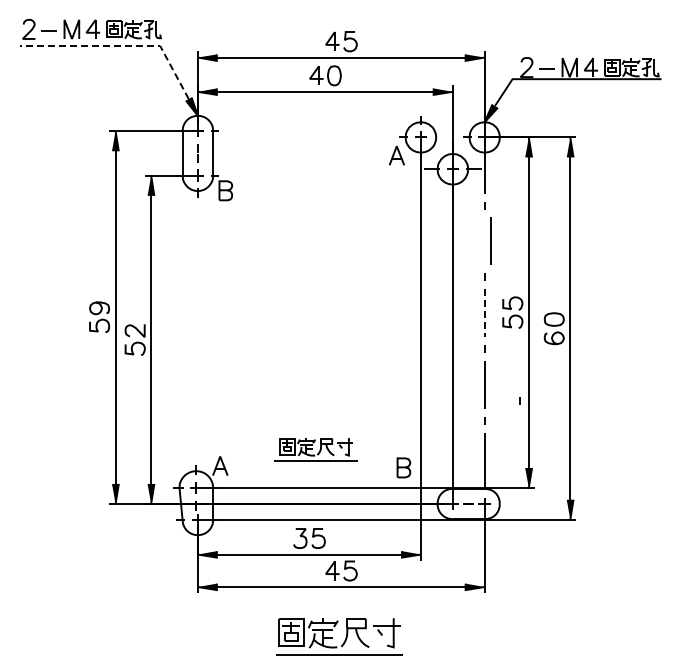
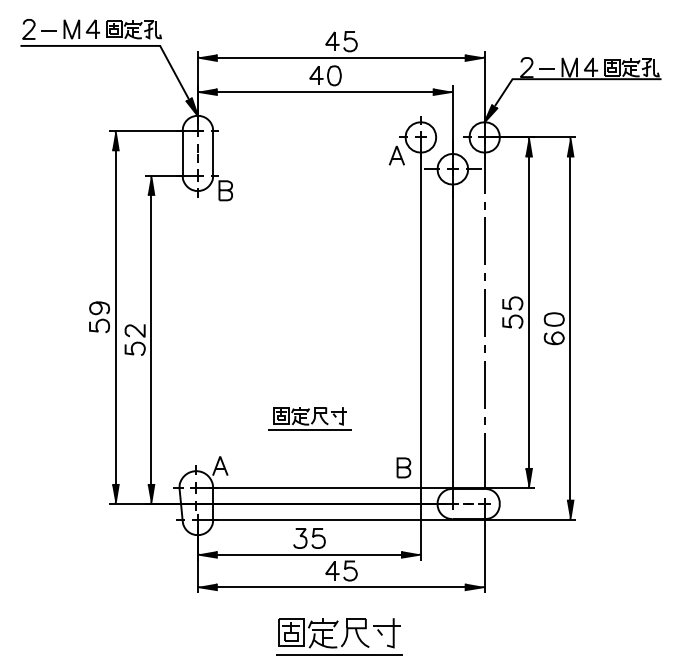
line: dashed -> solid (121, 45)
line position: (490, 240) -> (484, 240) (484, 240)
line: dashed -> solid (484, 313)
line: present -> none (519, 400)
part position: (315, 449) -> (309, 418) (309, 418)
